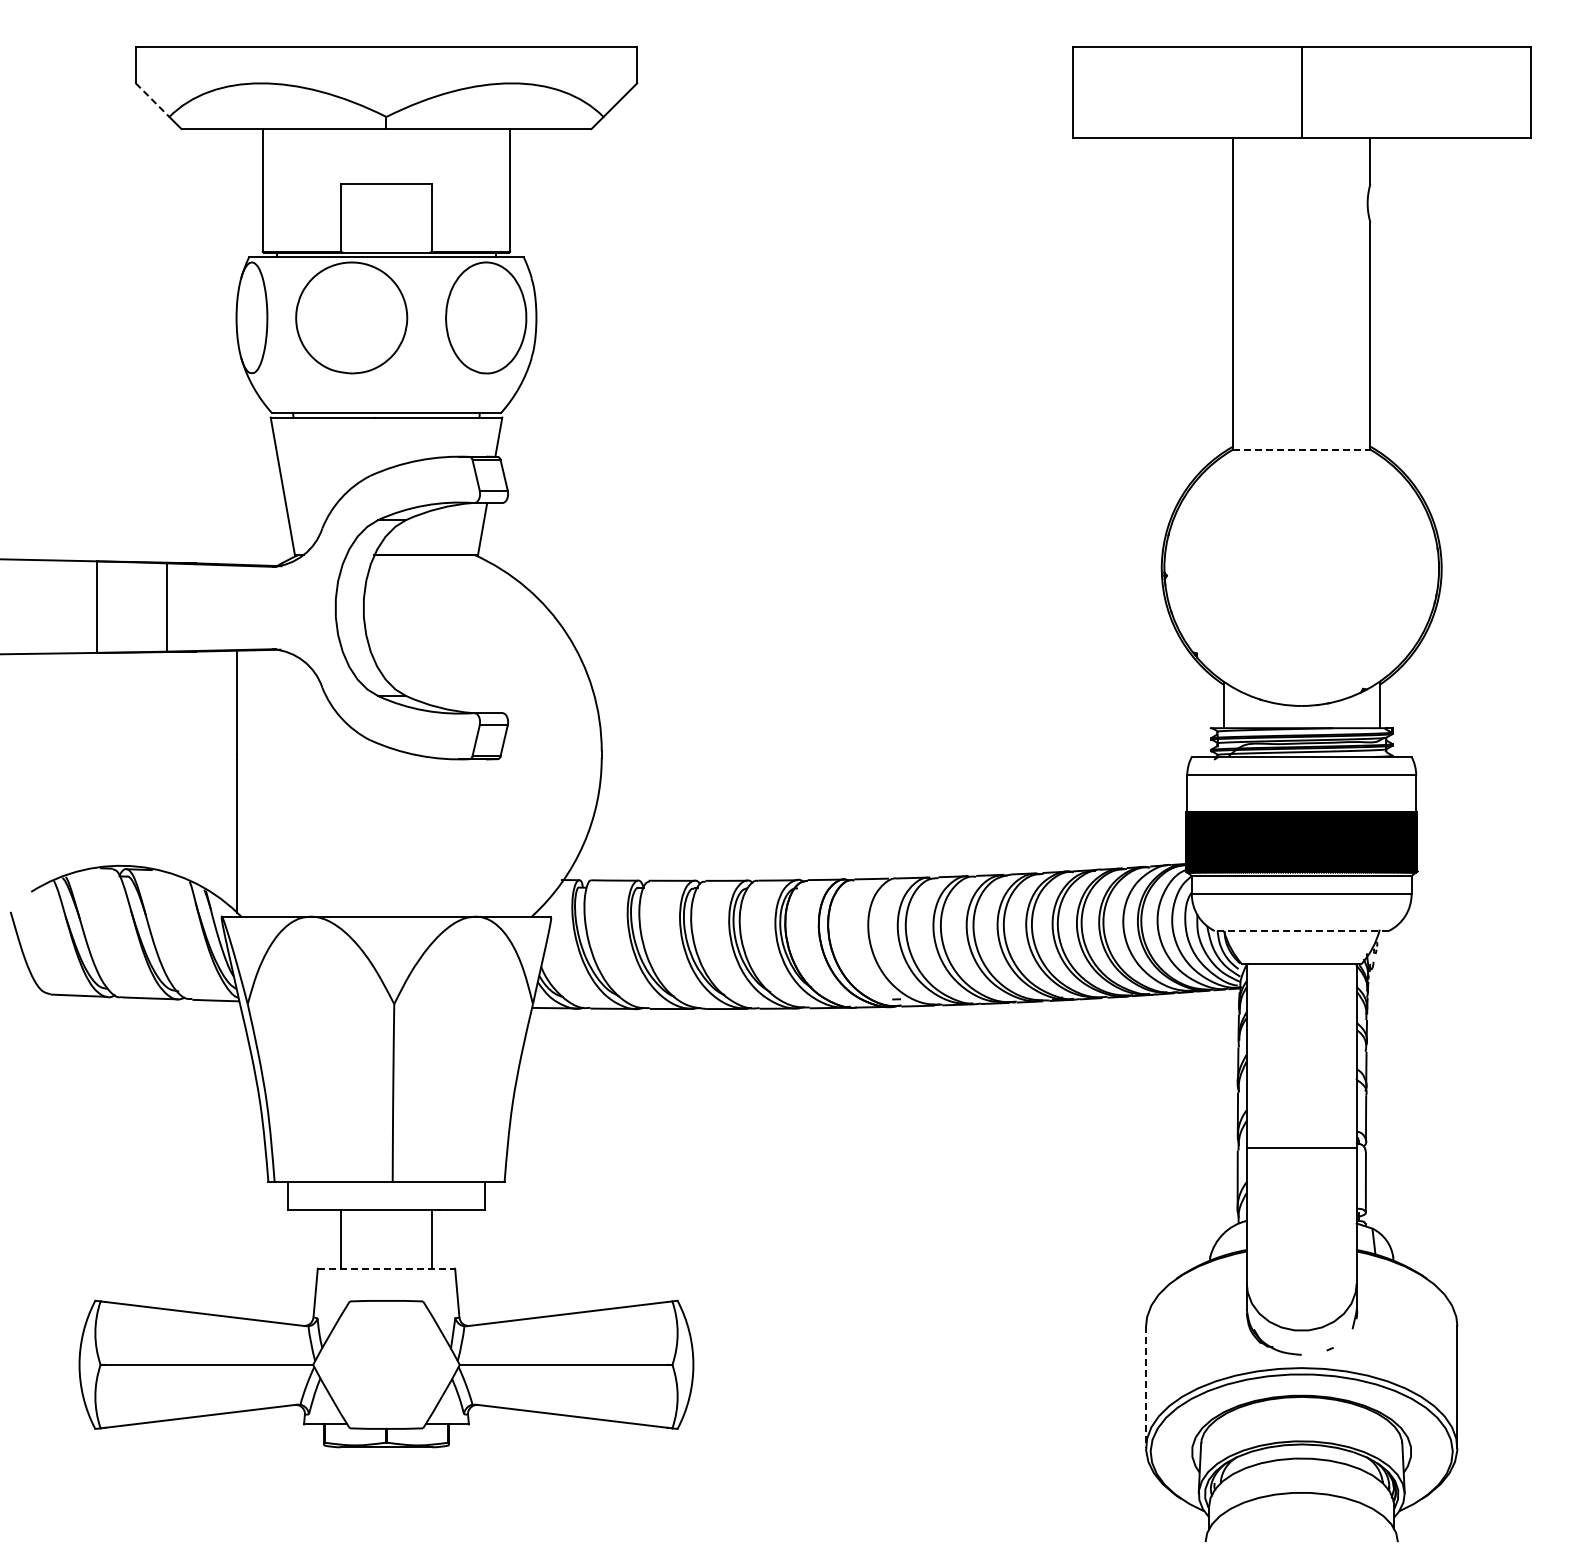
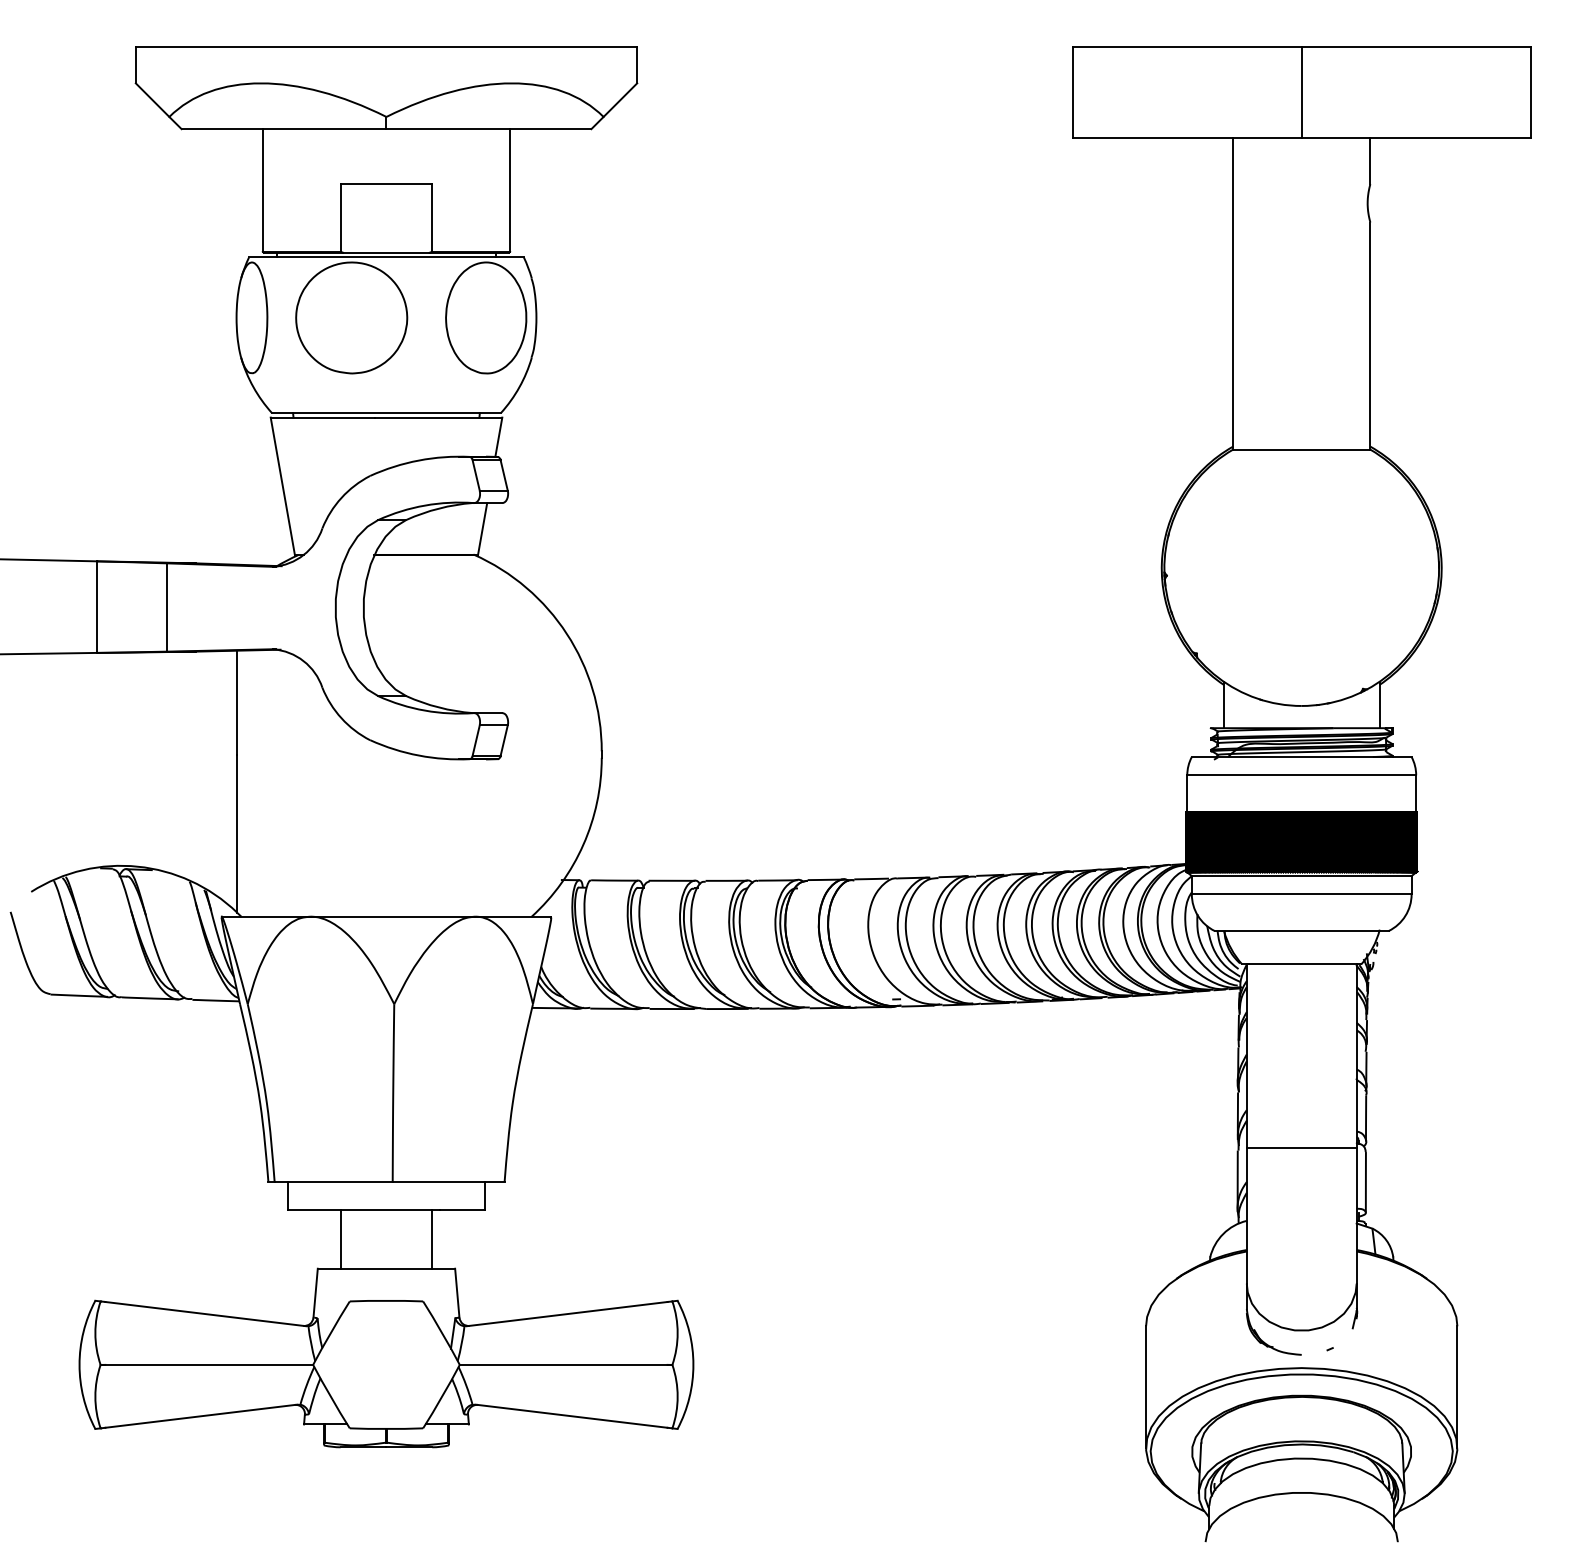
line: dashed -> solid (152, 100)
line: dashed -> solid (1301, 449)
line: dashed -> solid (1301, 931)
line: dashed -> solid (386, 1268)
line: dashed -> solid (1146, 1387)
